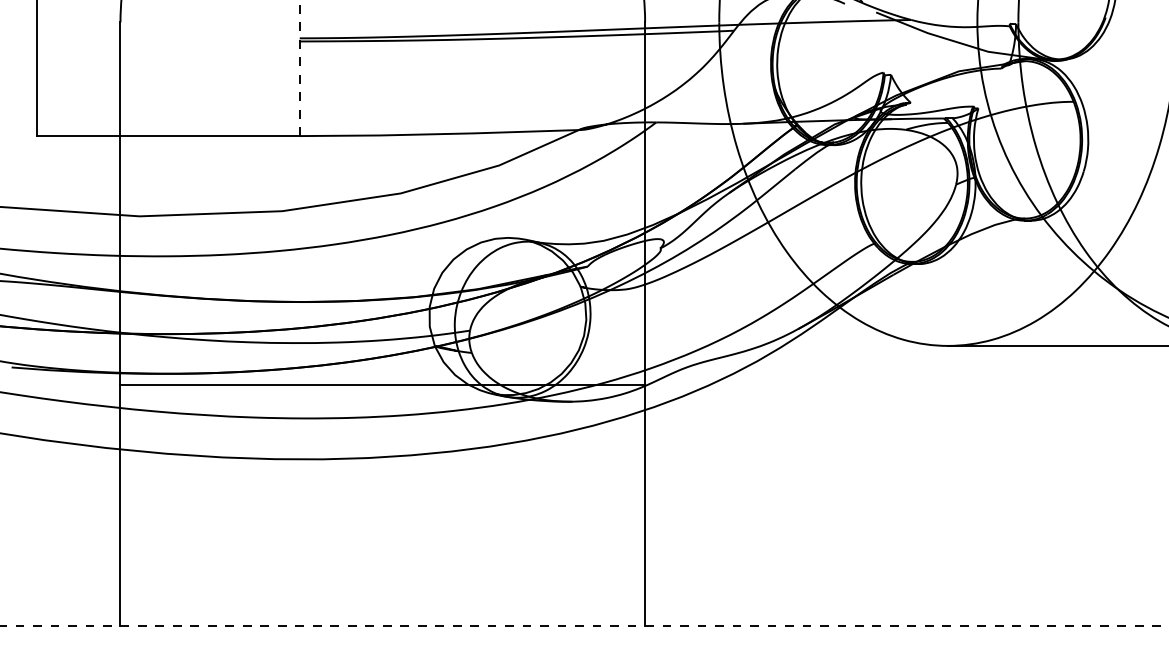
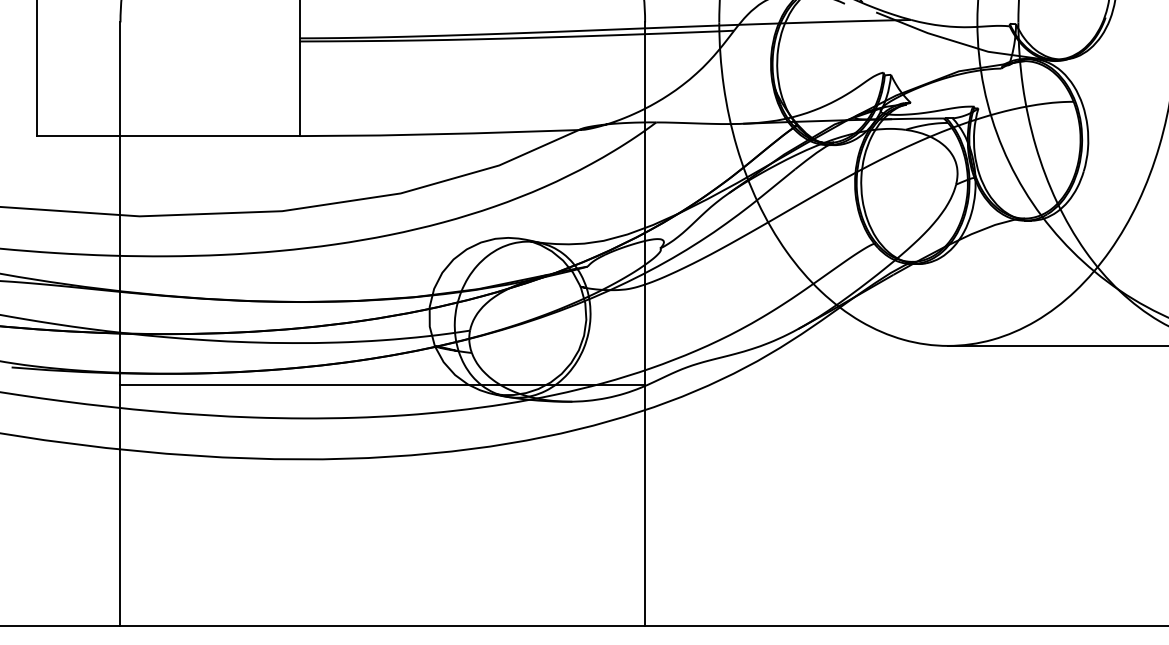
line: dashed -> solid (299, 68)
line: dashed -> solid (584, 625)
